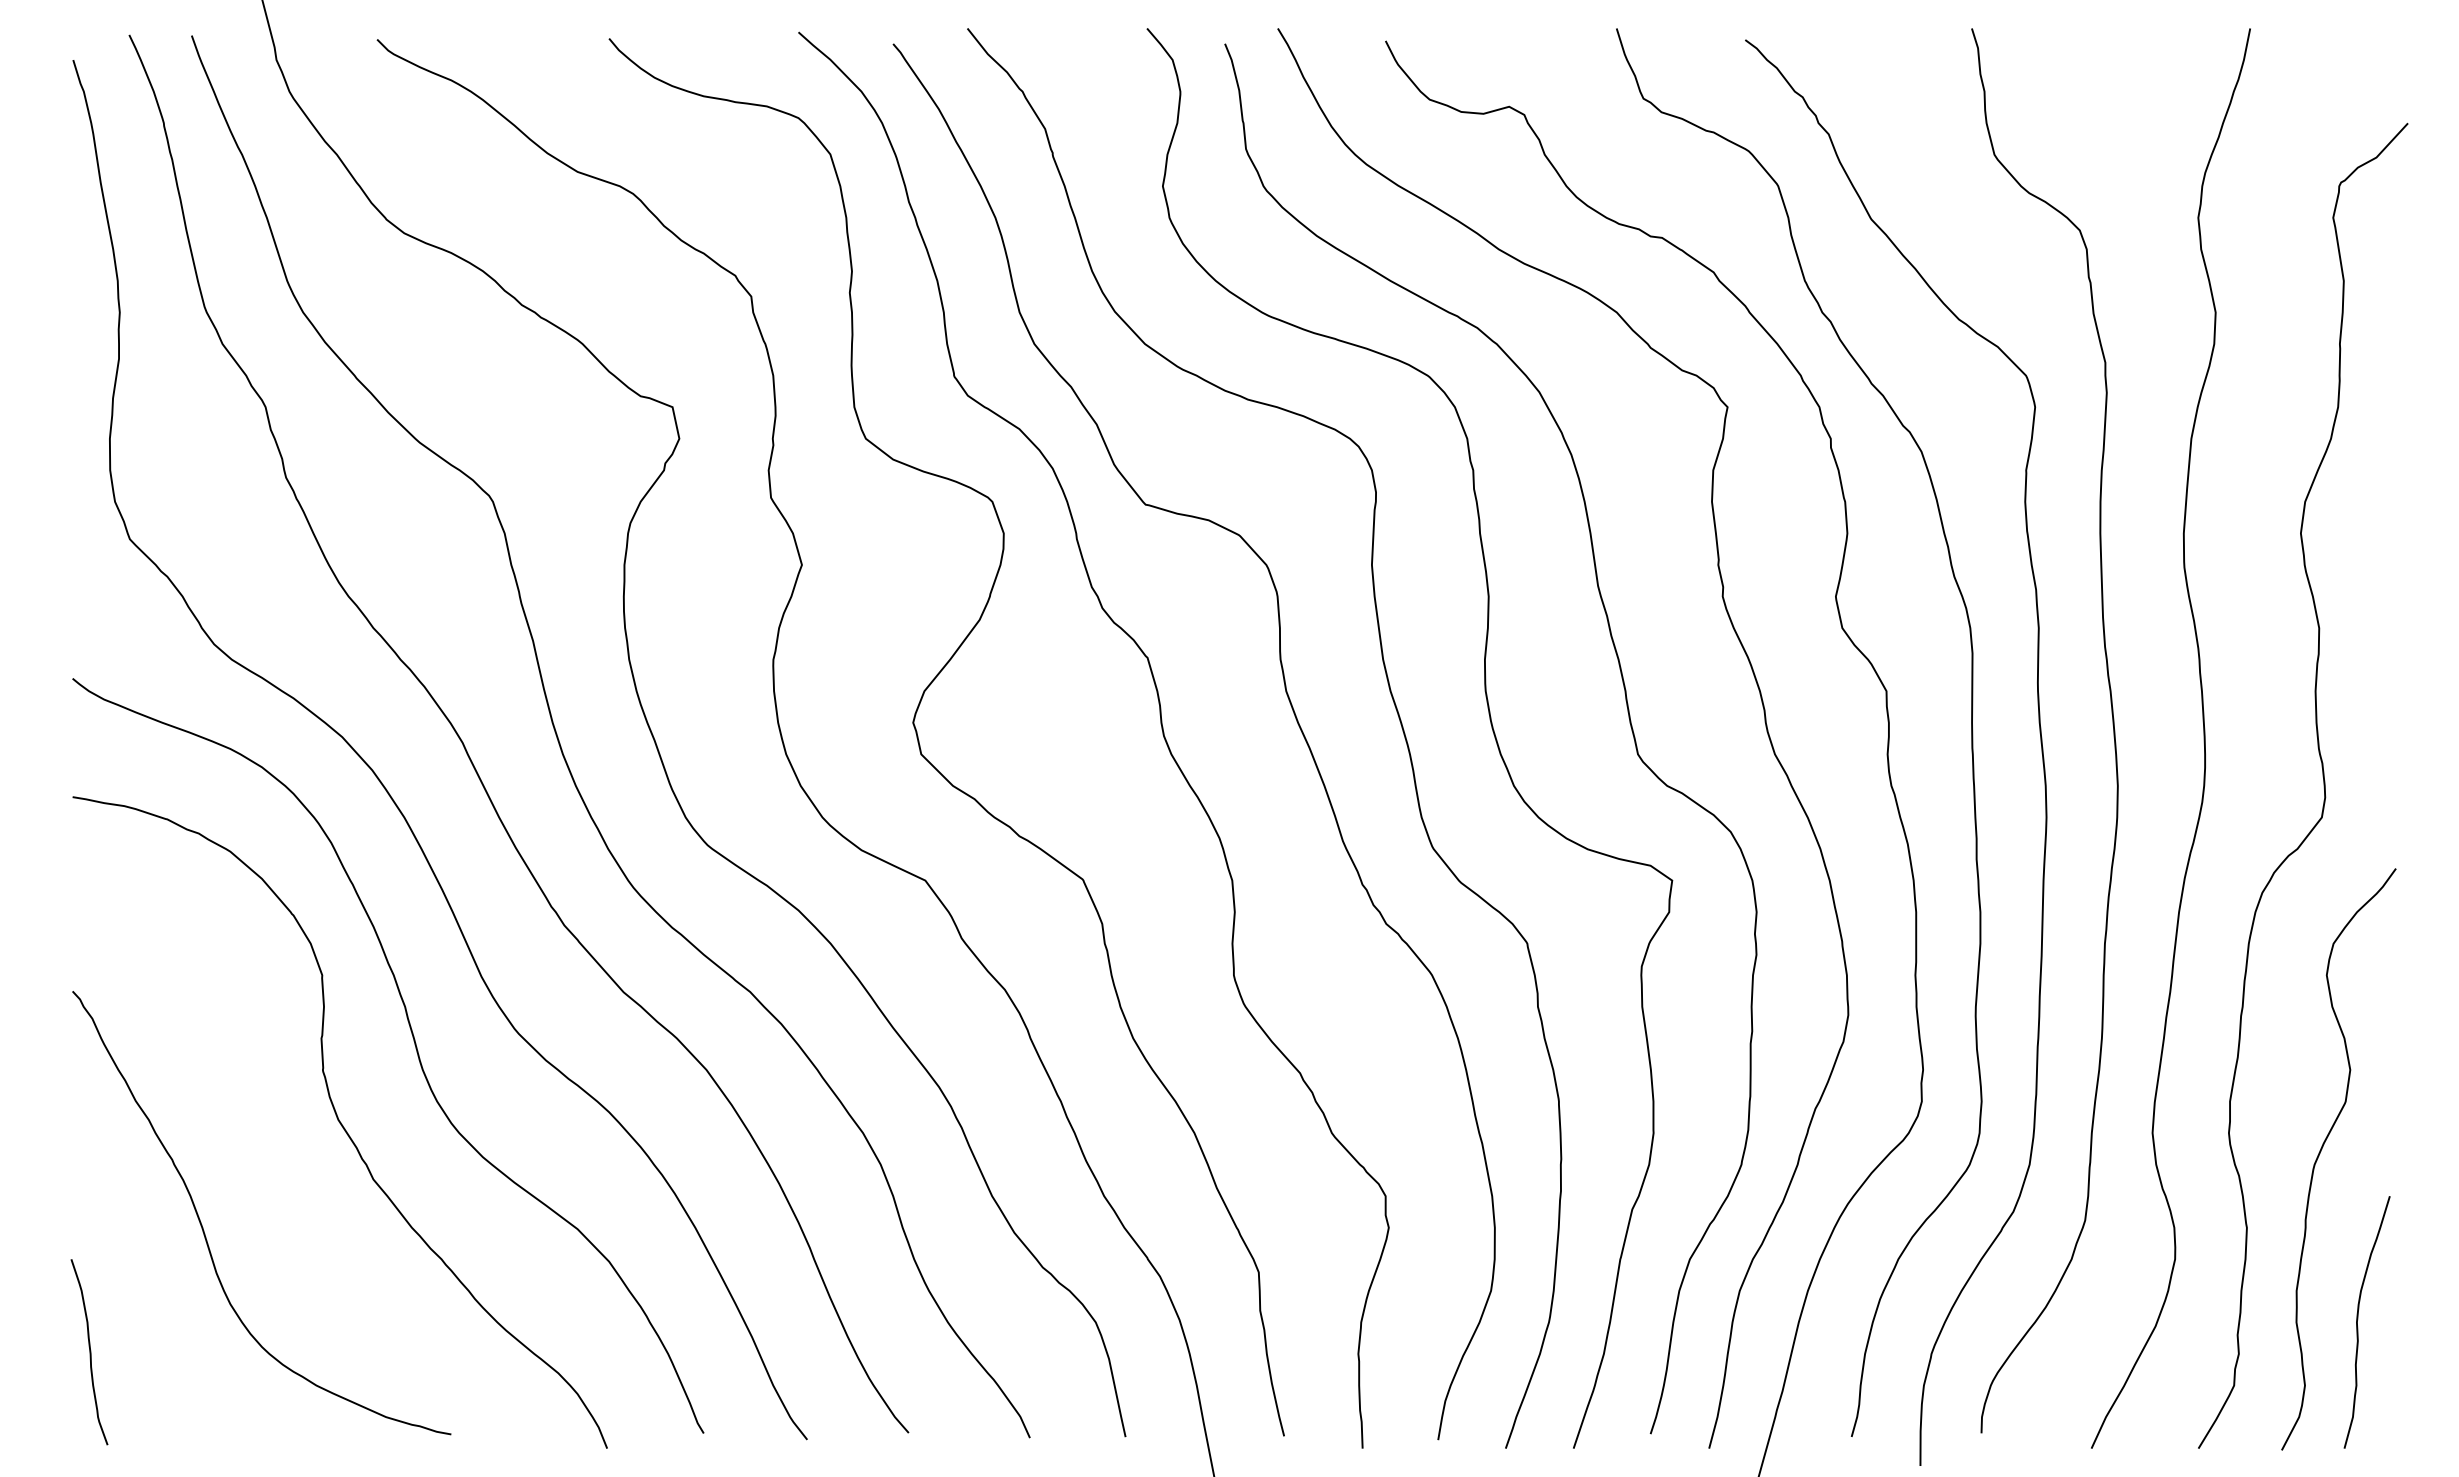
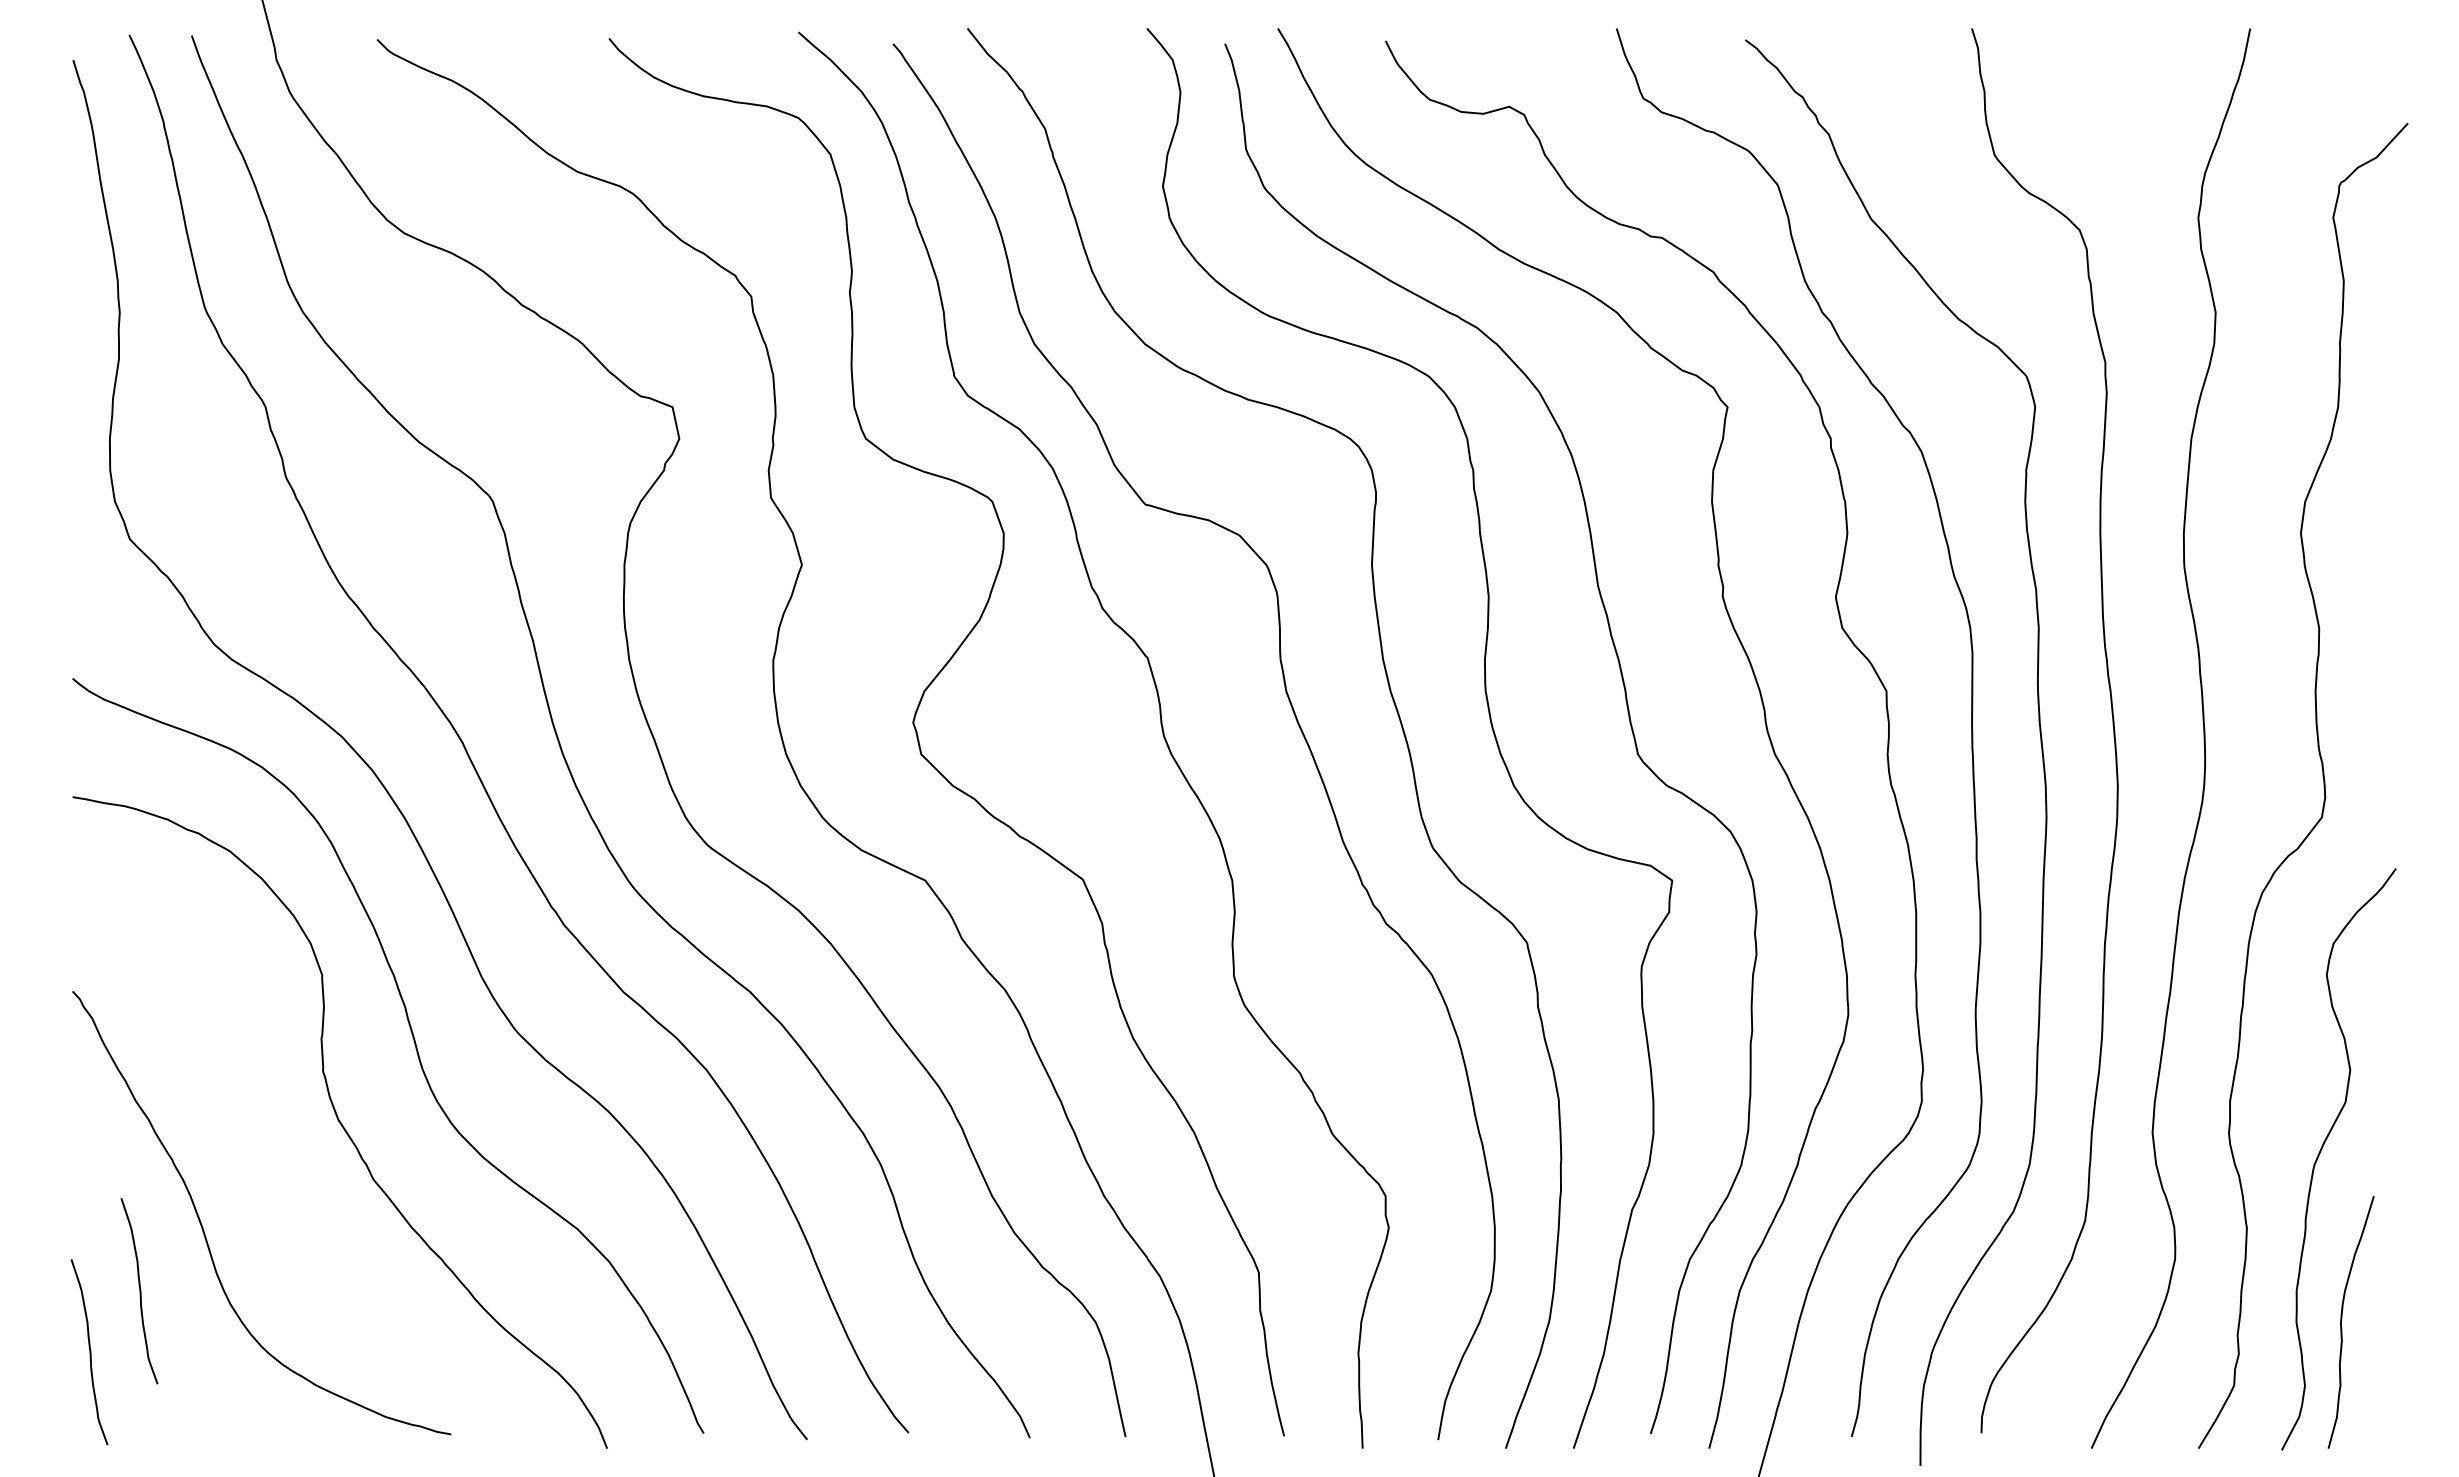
curve: none -> present (139, 1291)
curve position: (2358, 1319) -> (2342, 1319) (2342, 1319)
